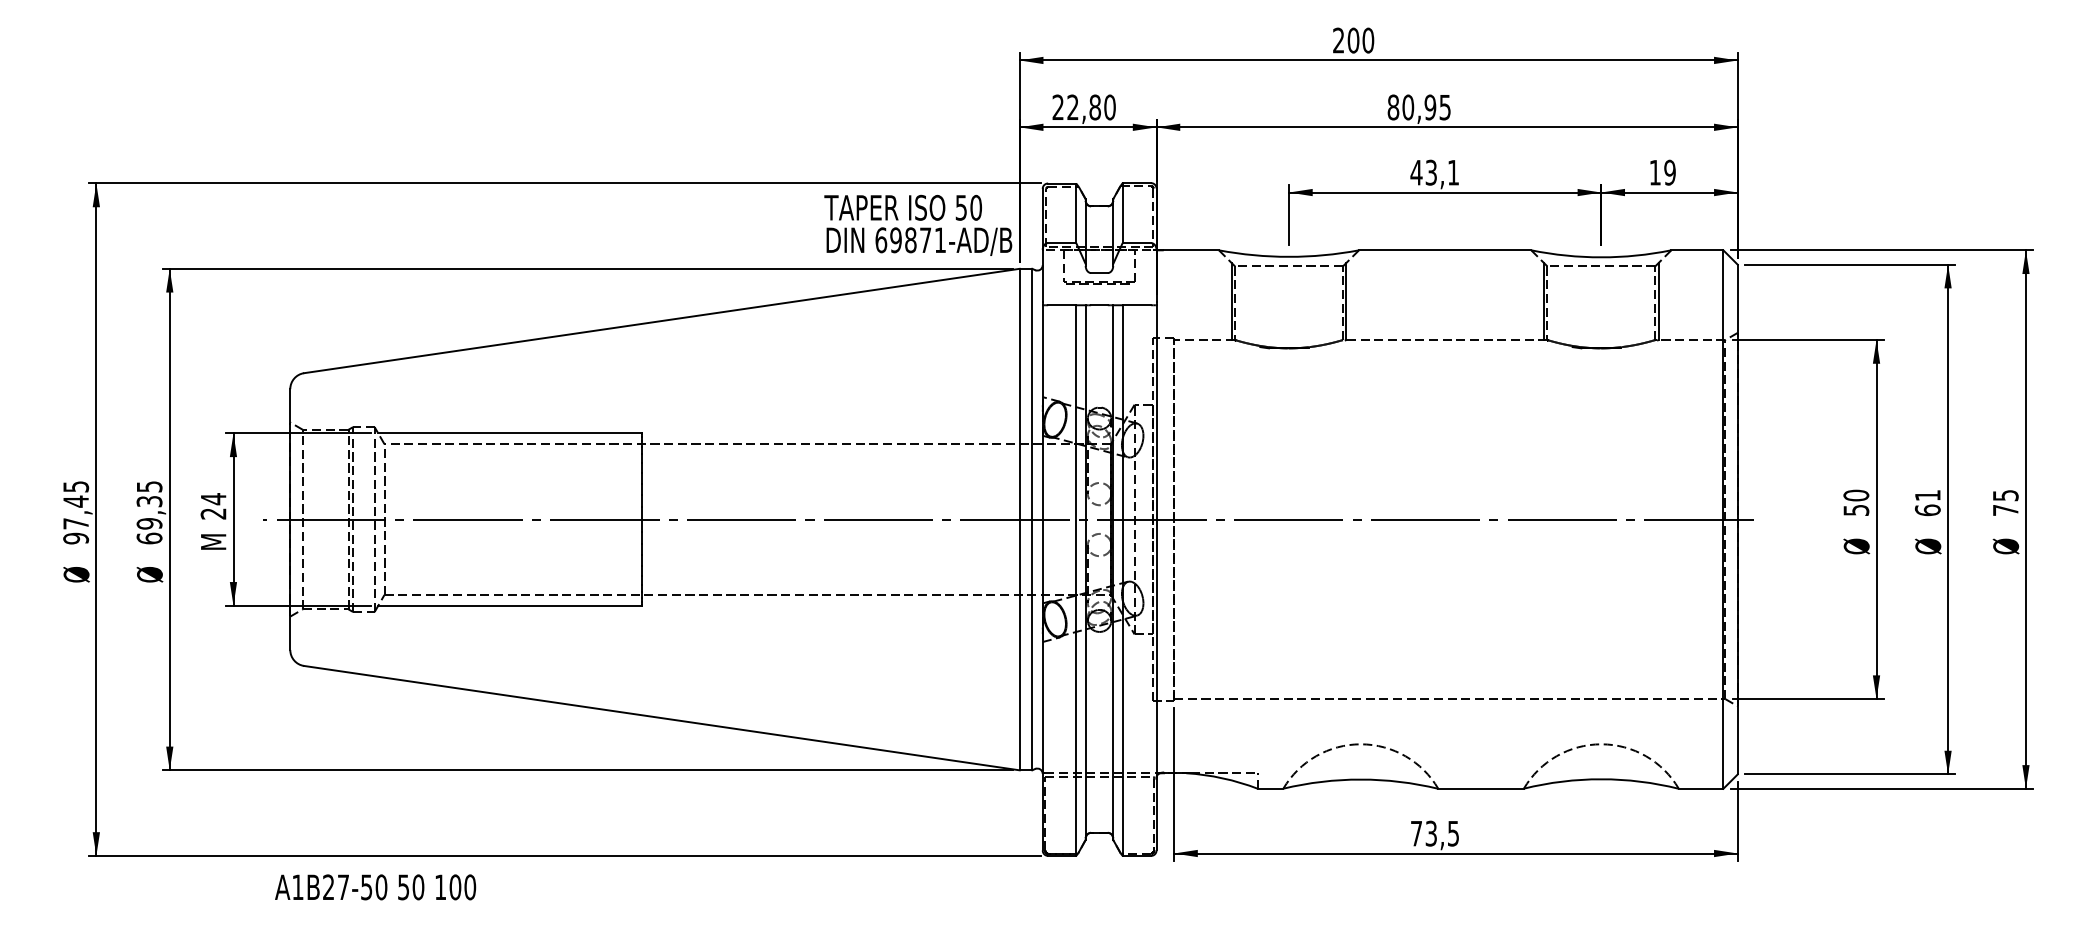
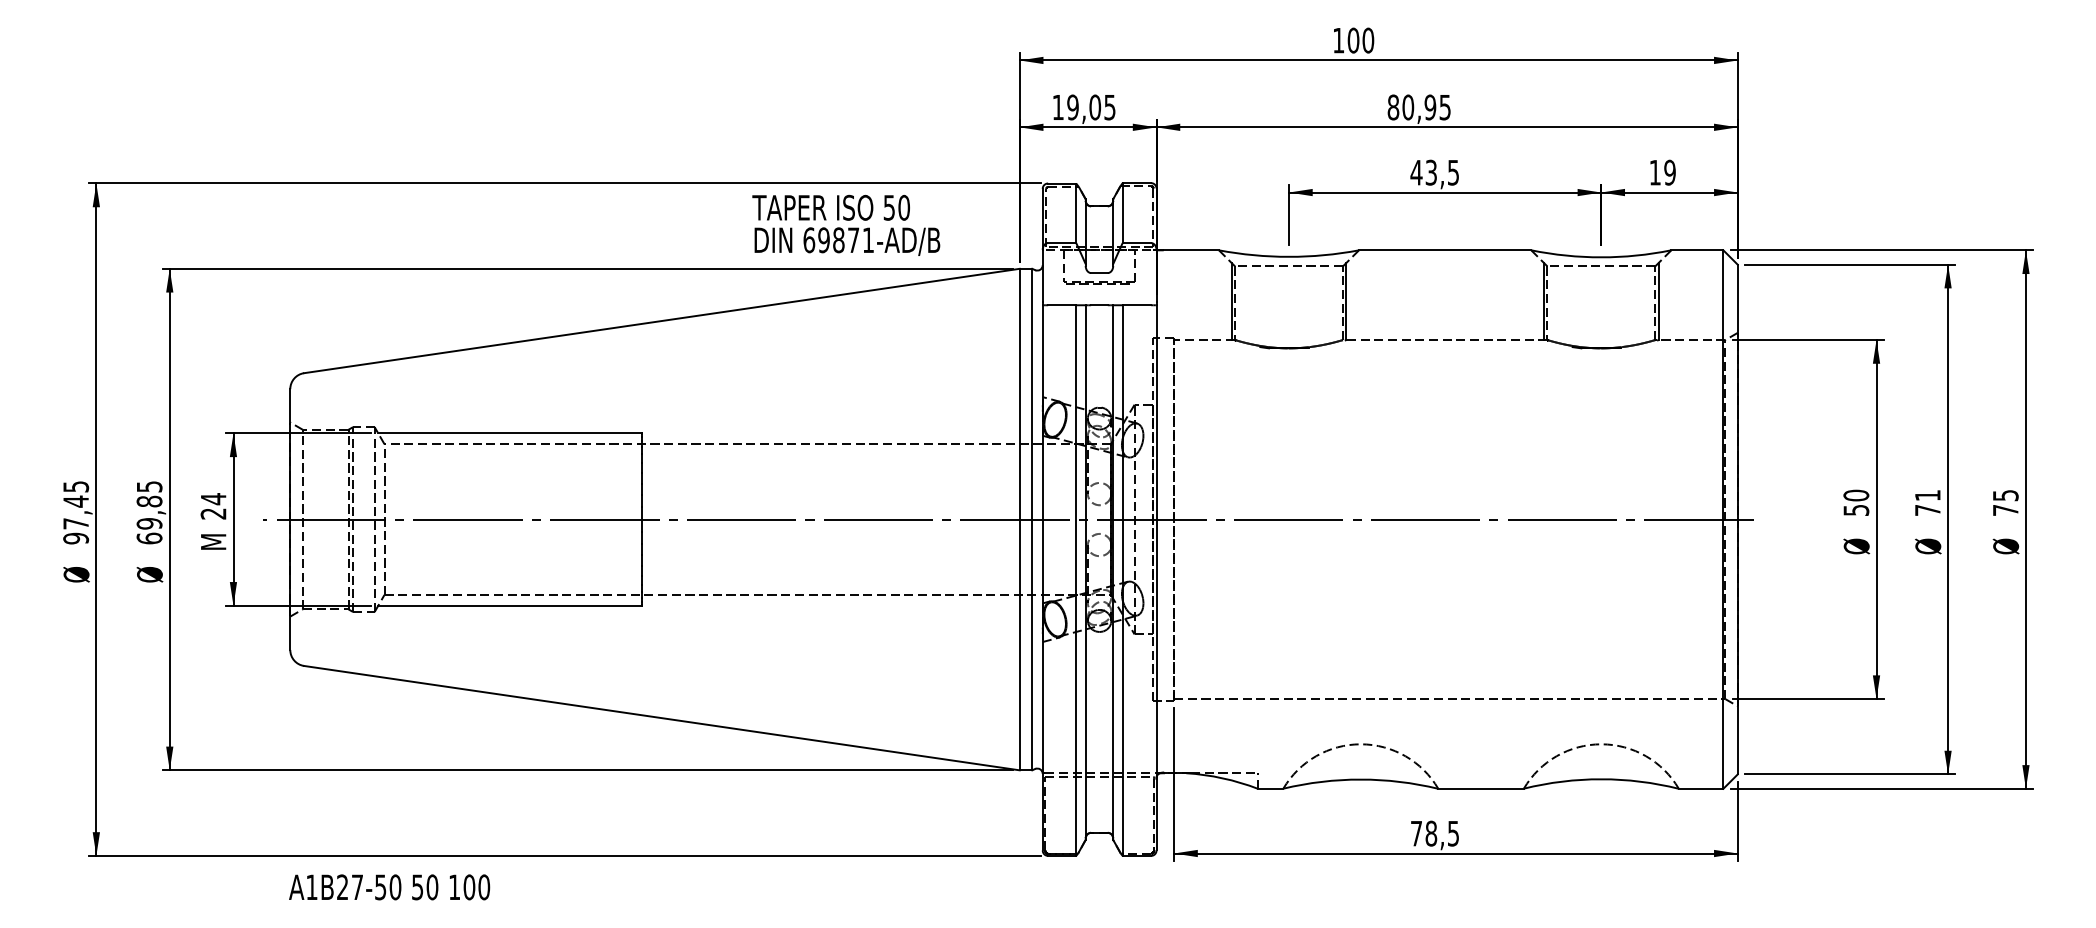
text: 200 -> 100 (1338, 40)
text: 22,80 -> 19,05 (1083, 107)
text: 43,1 -> 43,5 (1453, 172)
text position: (918, 224) -> (846, 224) (846, 224)
text: 69,35 -> 69,85 (149, 501)
text: 61 -> 71 (1927, 510)
text: 73,5 -> 78,5 (1431, 833)
text position: (375, 887) -> (389, 887) (389, 887)
